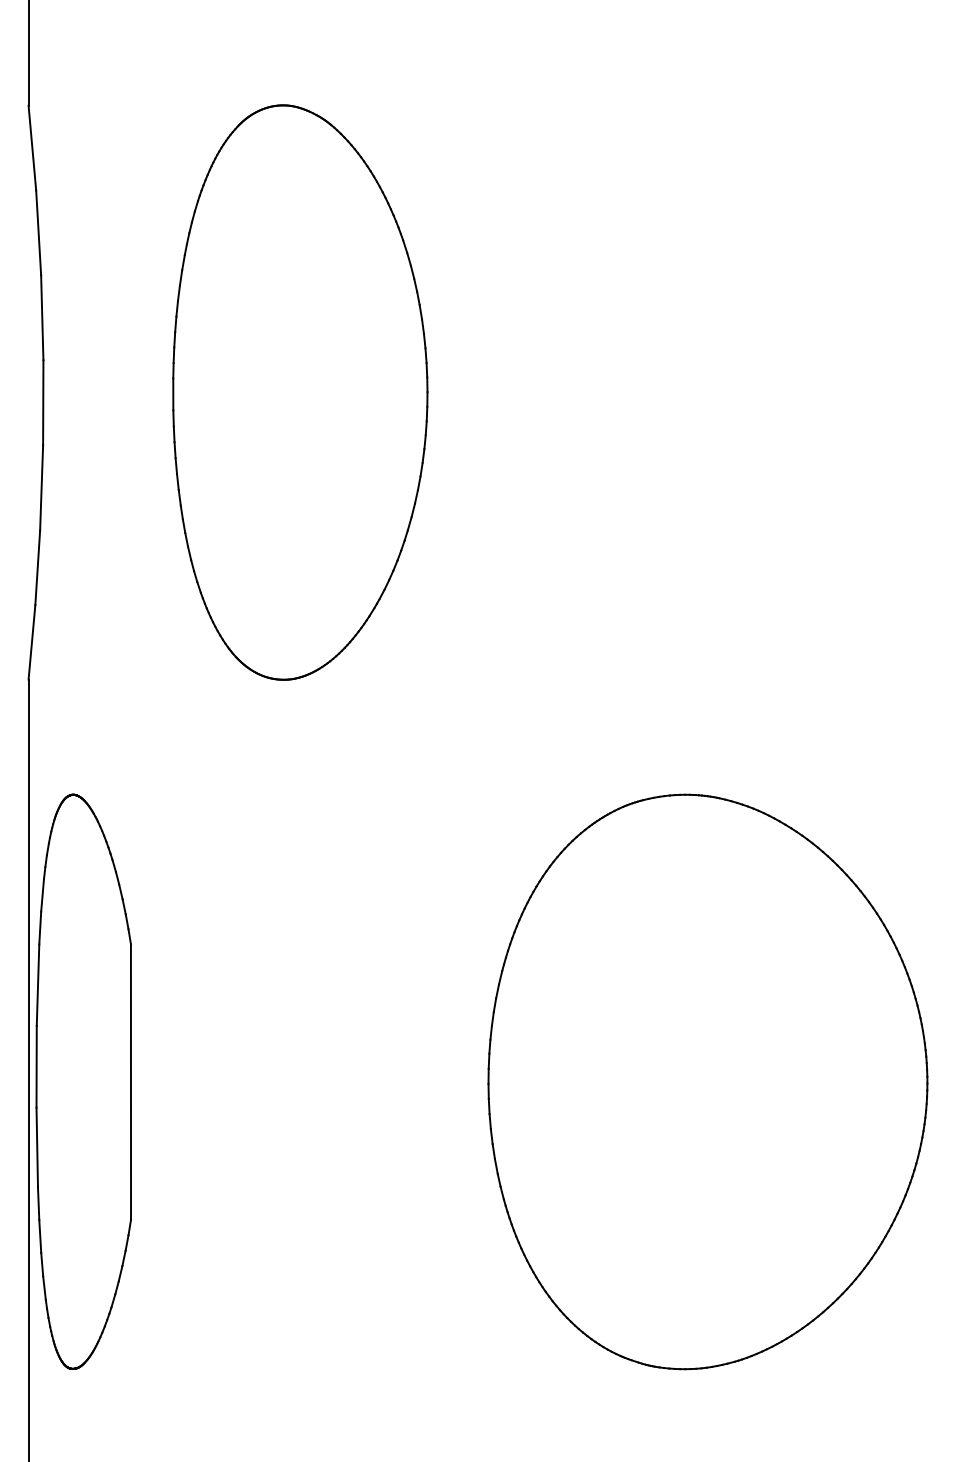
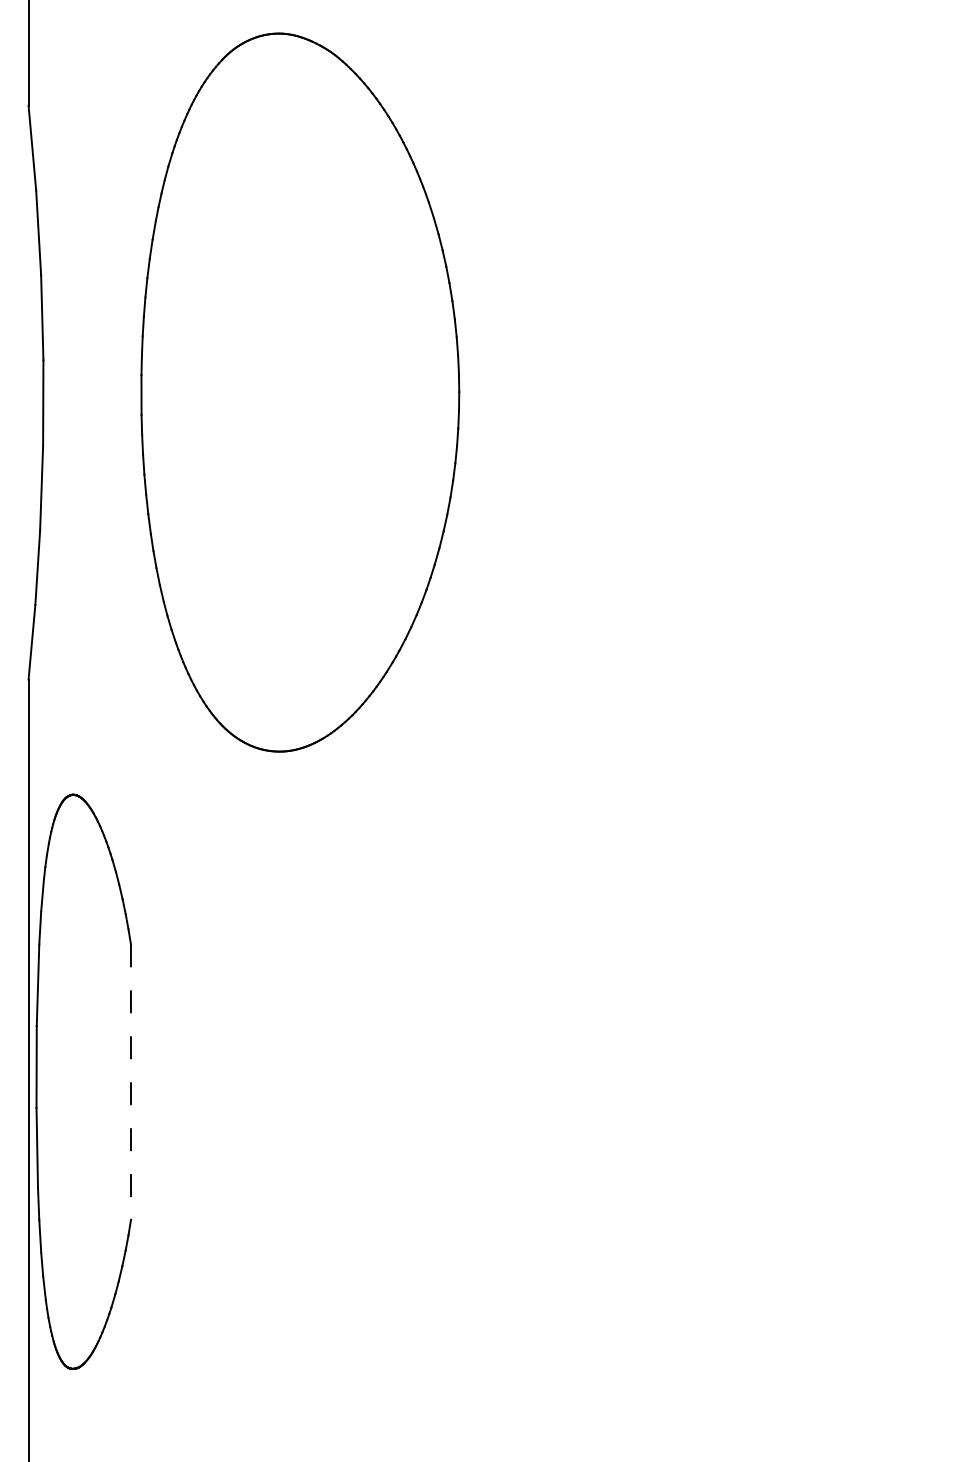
part size: 257x577 px -> 321x721 px (300, 392)
part: present -> none (707, 1081)
line: solid -> dashed (130, 1082)
